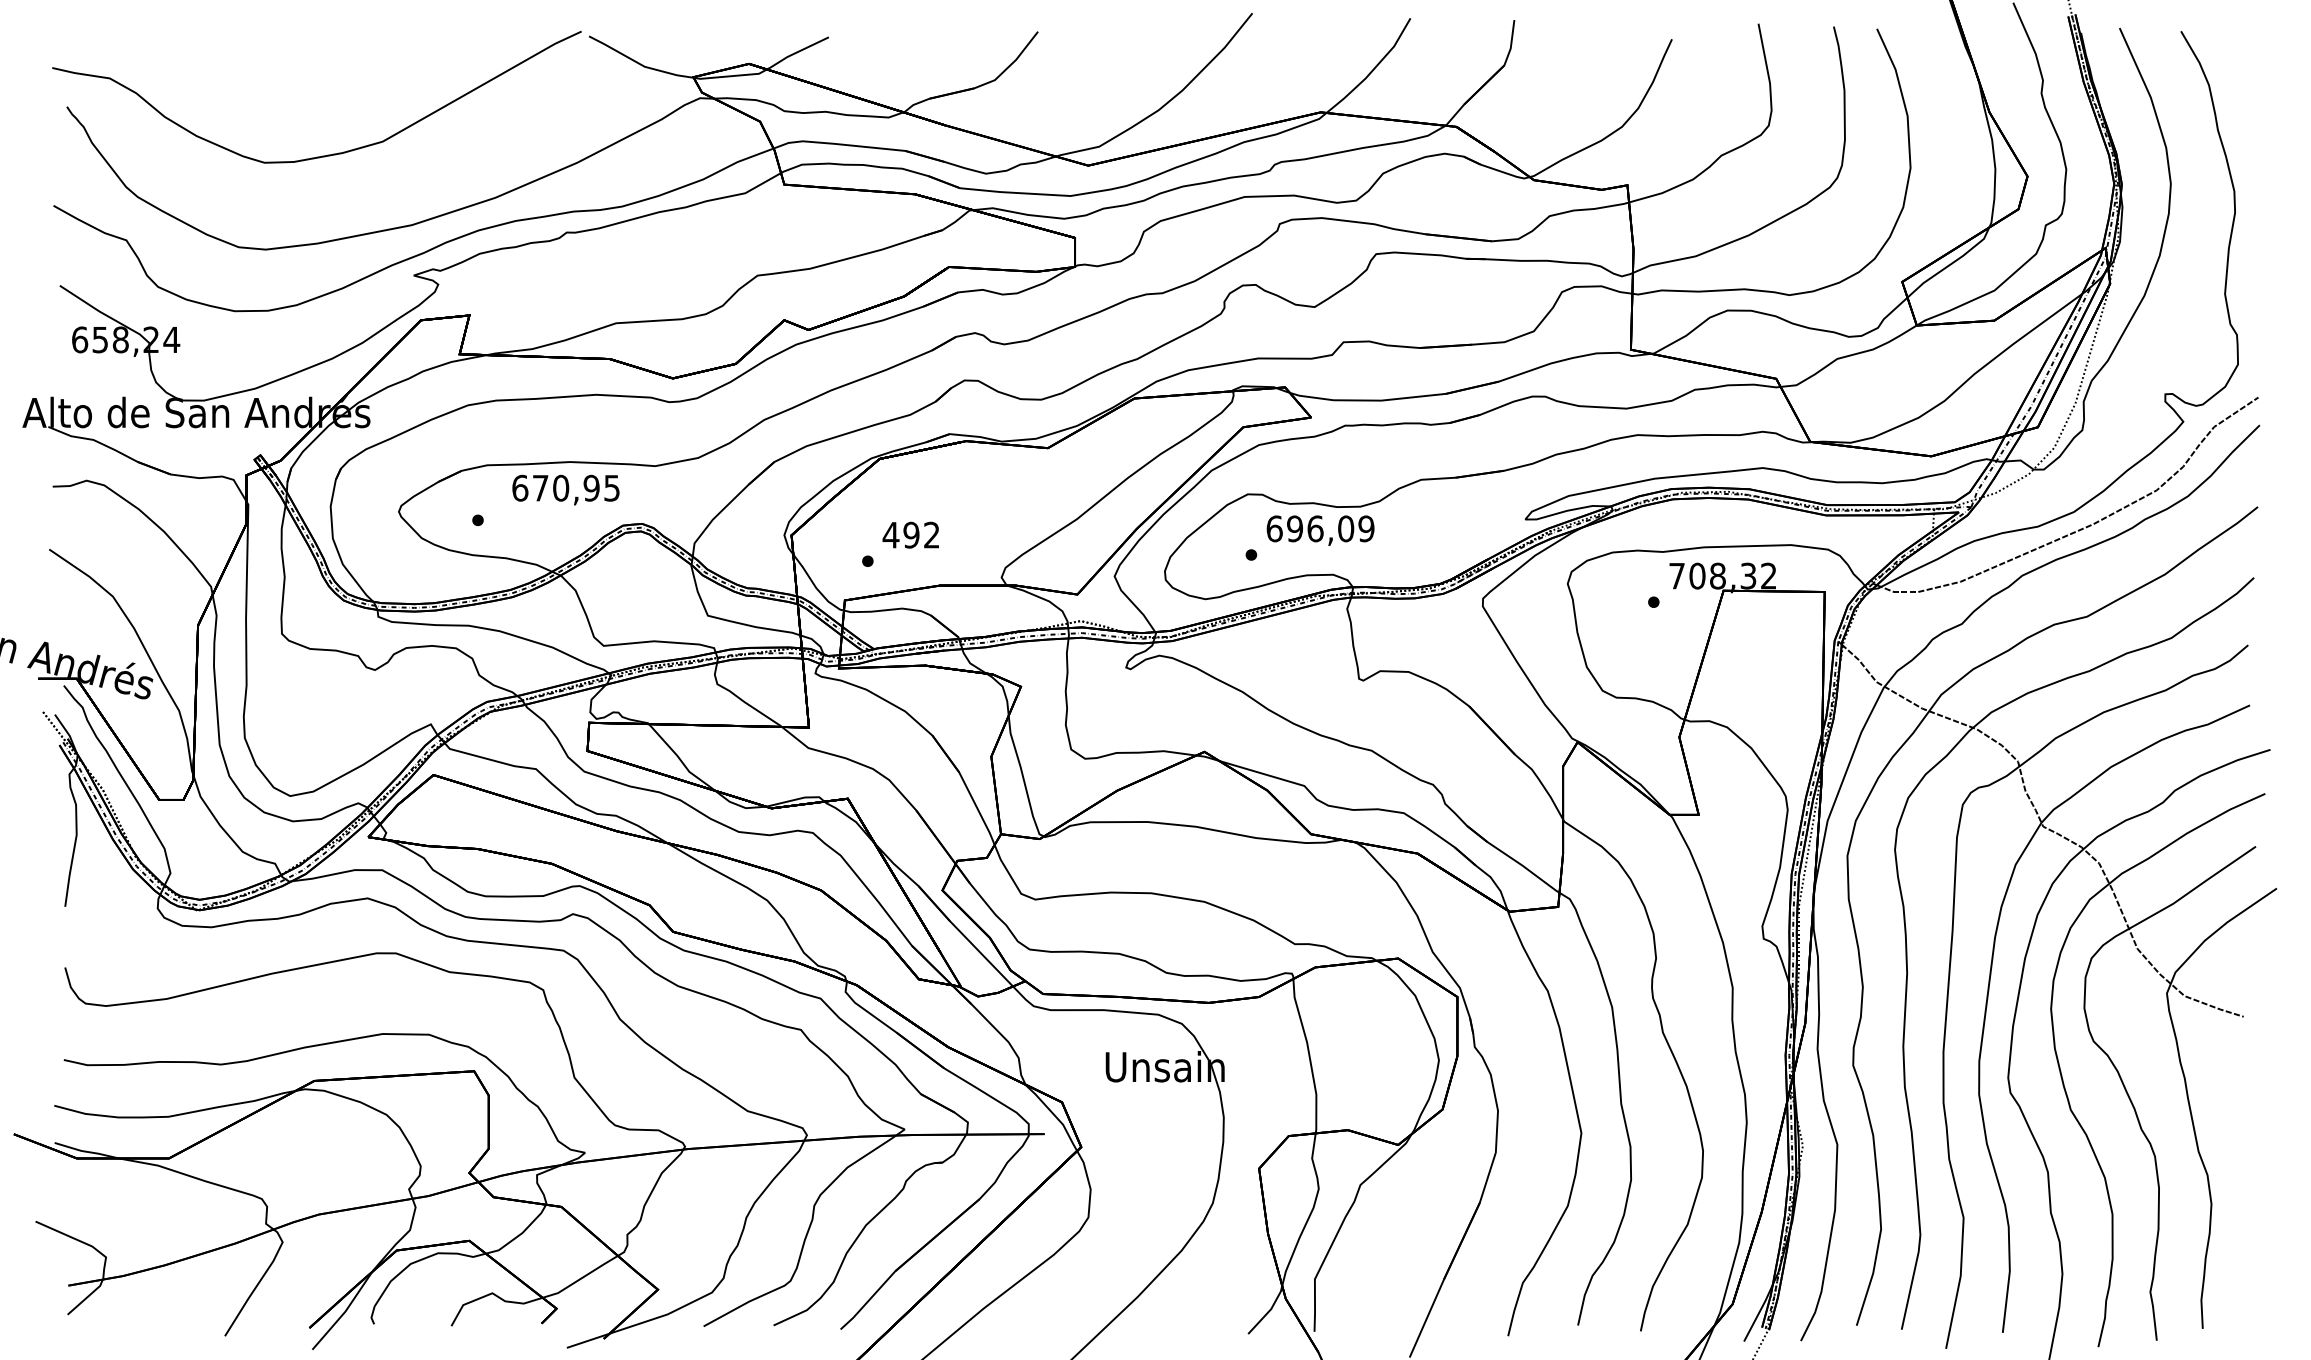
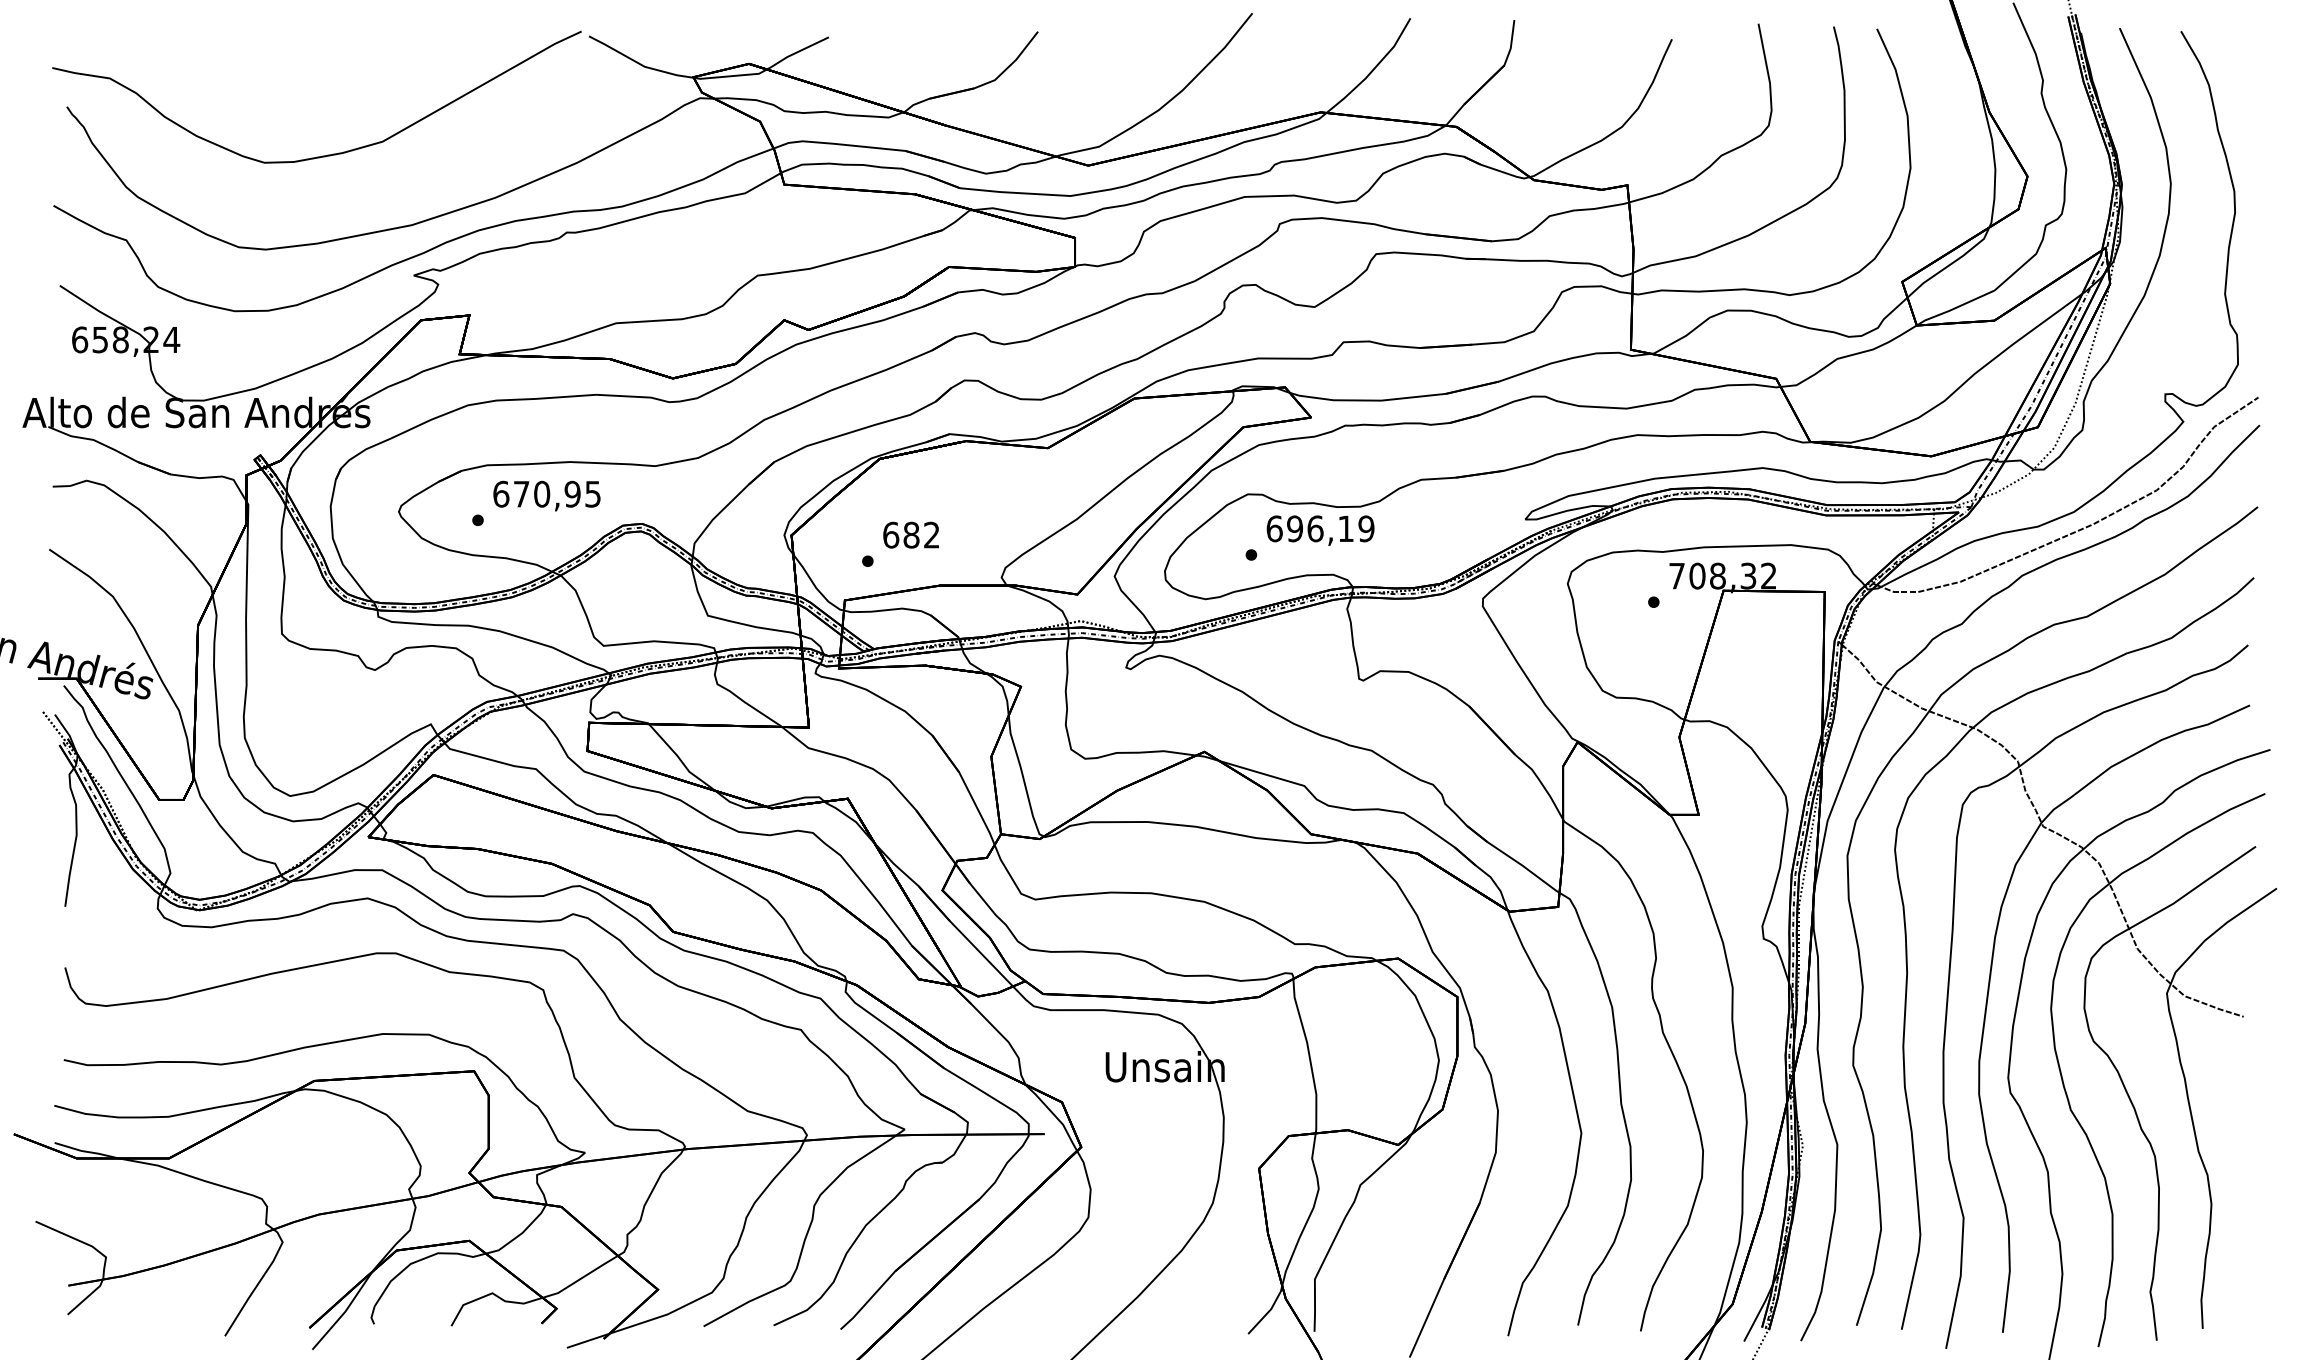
text position: (565, 489) -> (546, 495) (546, 495)
text: 696,09 -> 696,19 (1346, 528)
text: 492 -> 682 (900, 534)
